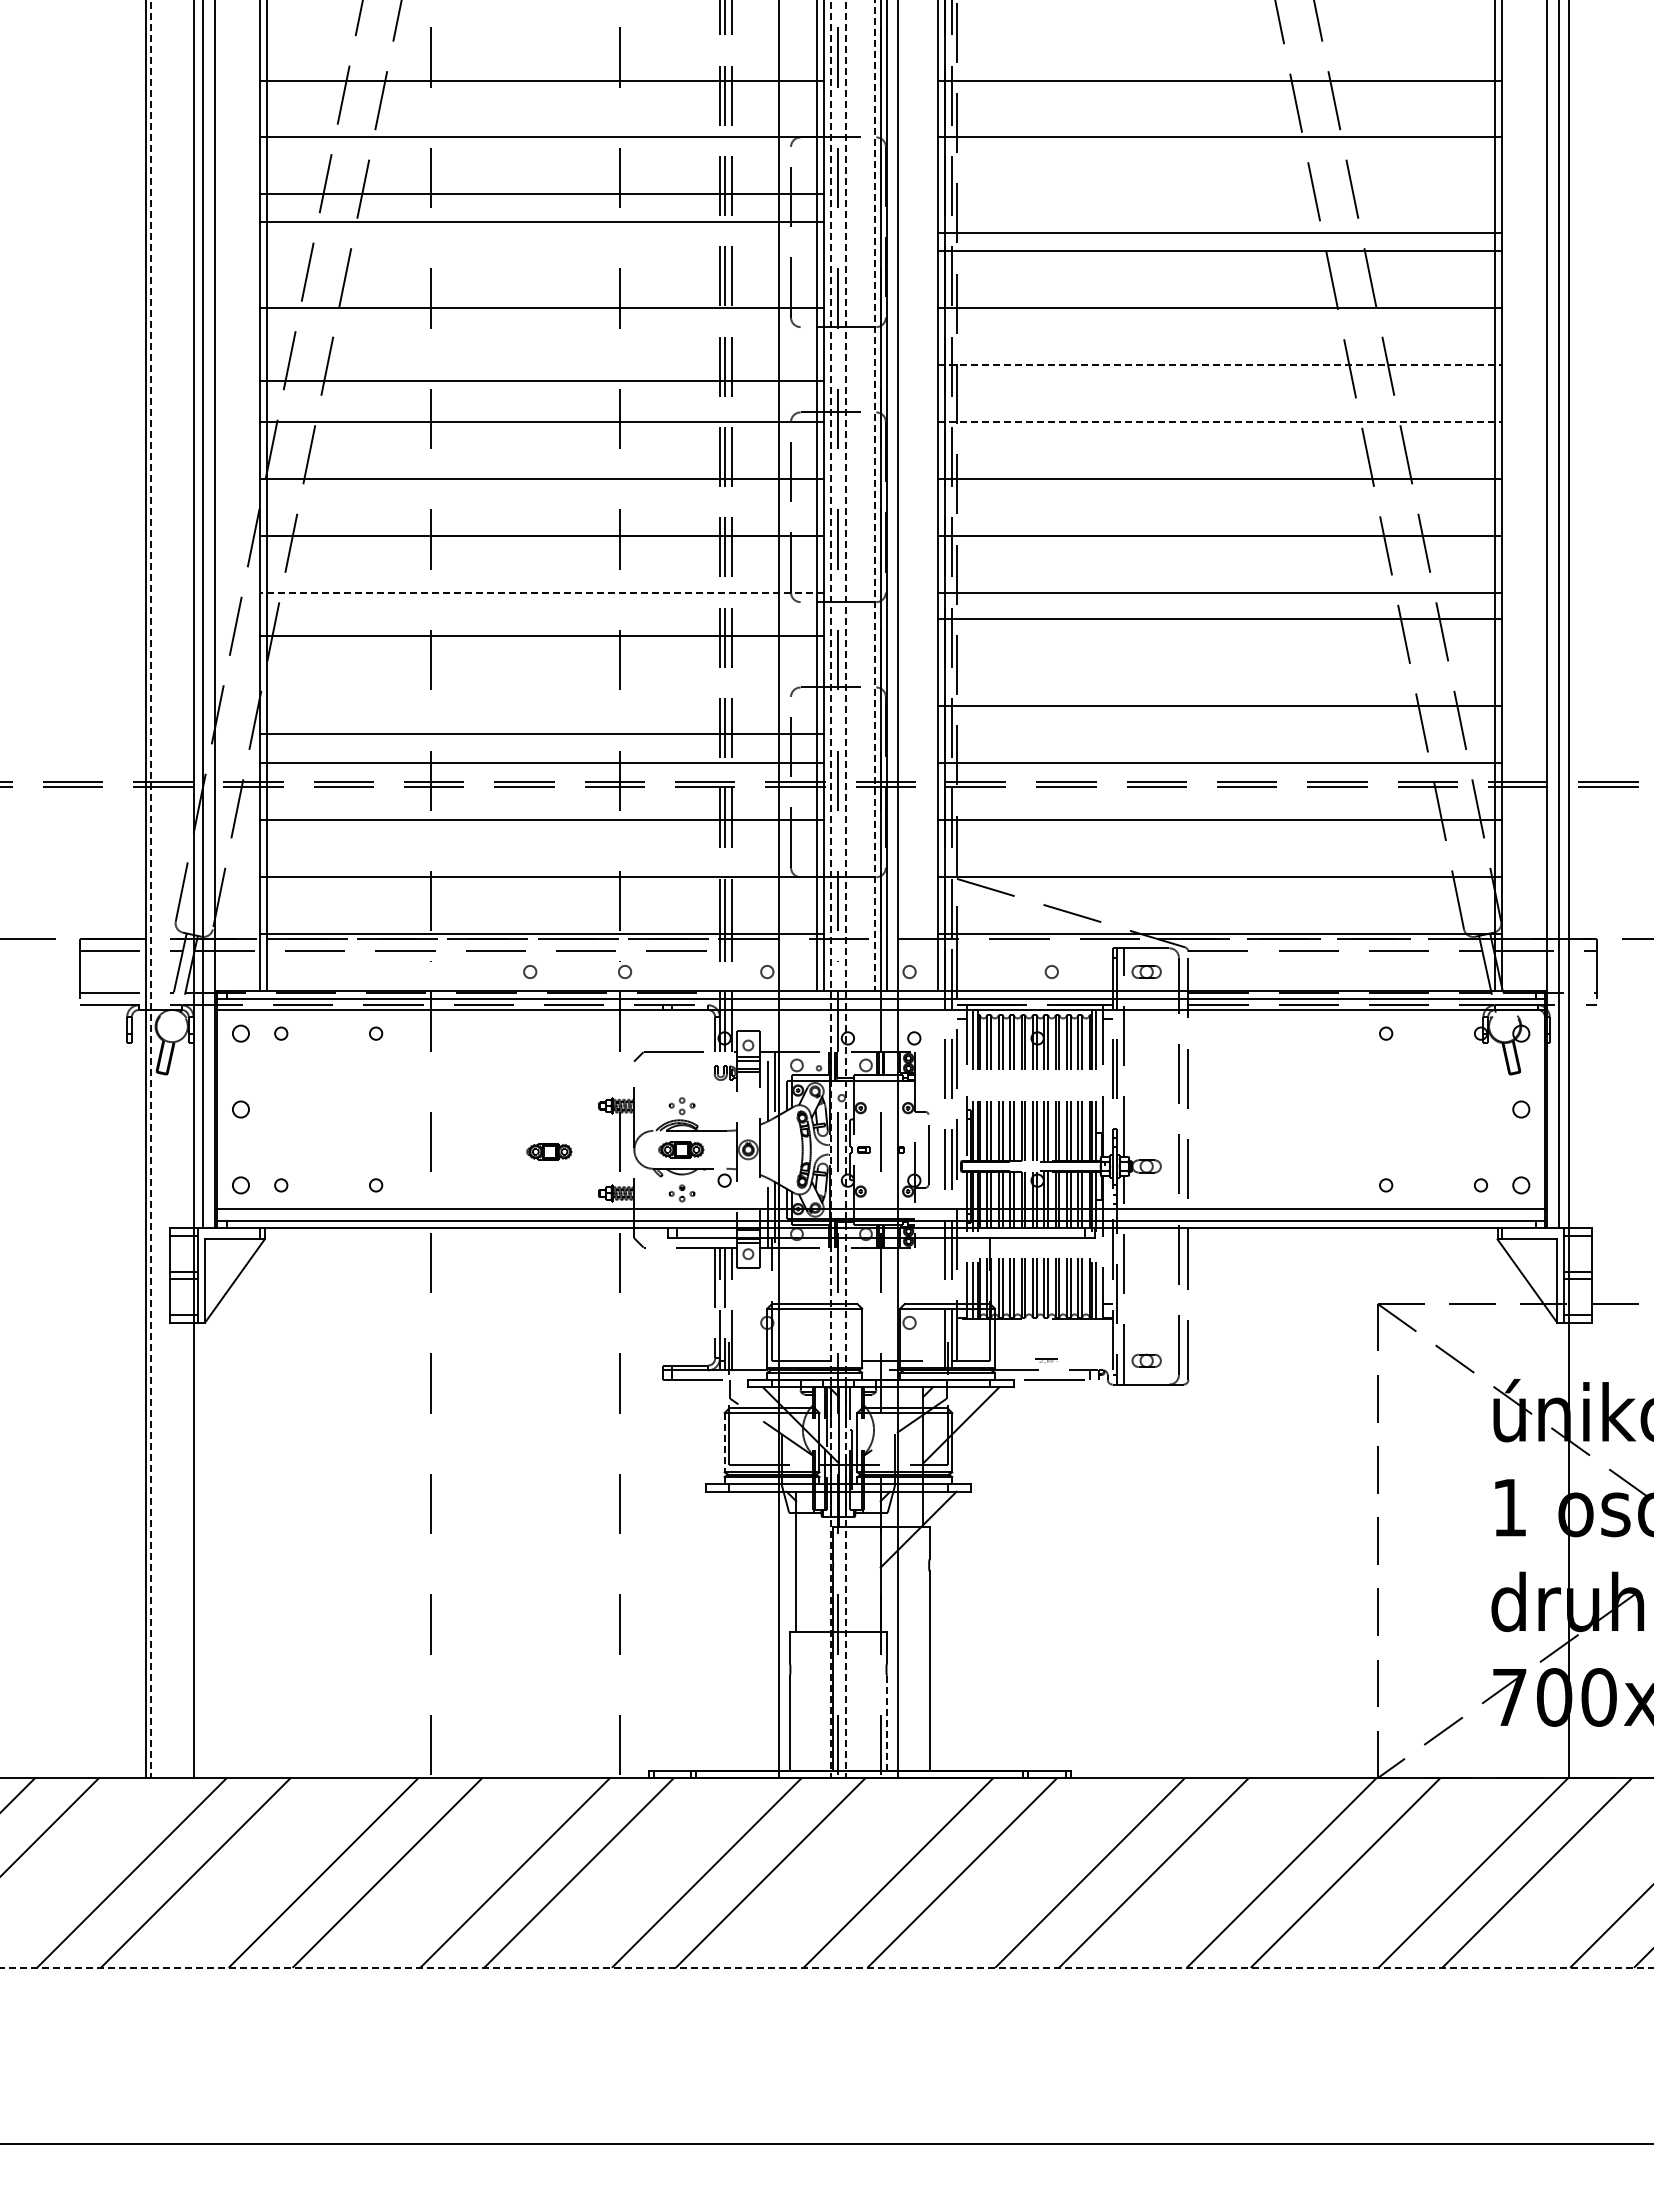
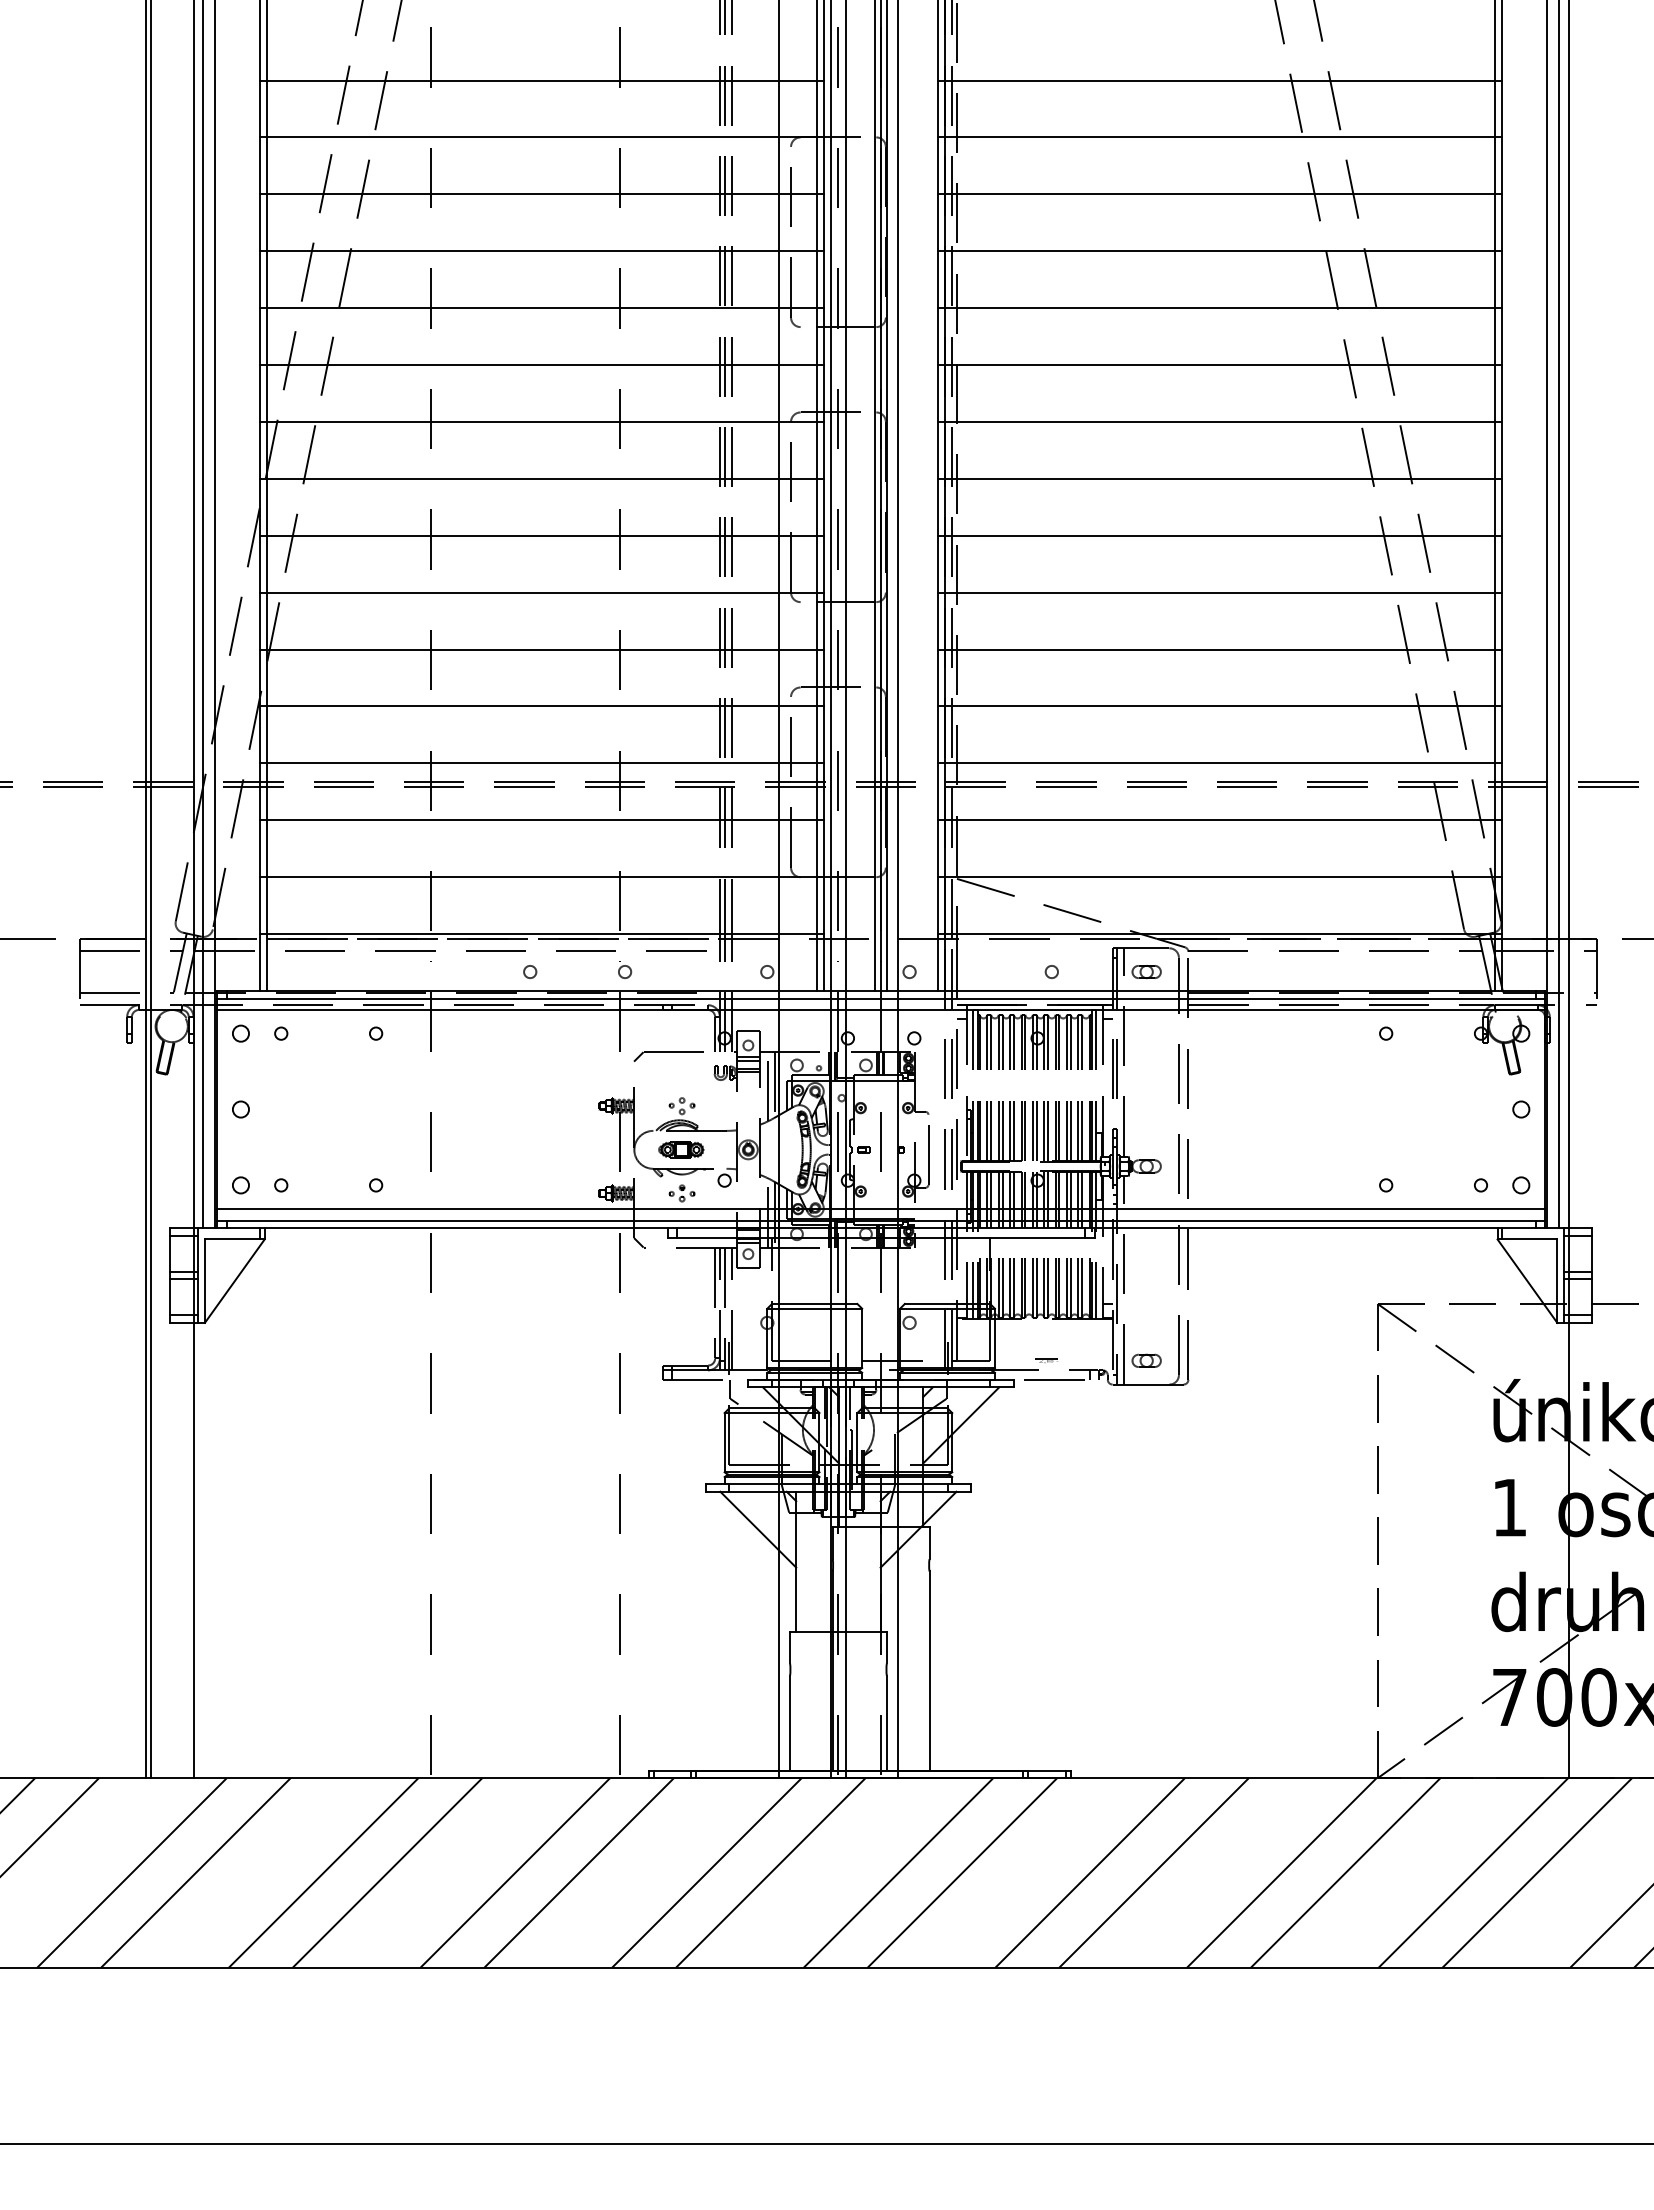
line position: (541, 222) -> (541, 251) (541, 251)
line position: (1220, 233) -> (1220, 194) (1220, 194)
line: dashed -> solid (1220, 365)
line position: (541, 381) -> (541, 365) (541, 365)
line: dashed -> solid (1220, 421)
line: dashed -> solid (875, 496)
line: dashed -> solid (541, 592)
line position: (1220, 618) -> (1220, 649) (1220, 649)
line position: (541, 635) -> (541, 649) (541, 649)
line position: (541, 734) -> (541, 706) (541, 706)
line: dashed -> solid (150, 889)
line: dashed -> solid (831, 889)
line: dashed -> solid (845, 889)
part: present -> none (549, 1151)
line: dashed -> solid (724, 1442)
line: none -> present (758, 1529)
line: dashed -> solid (886, 1723)
line: dashed -> solid (826, 1967)
